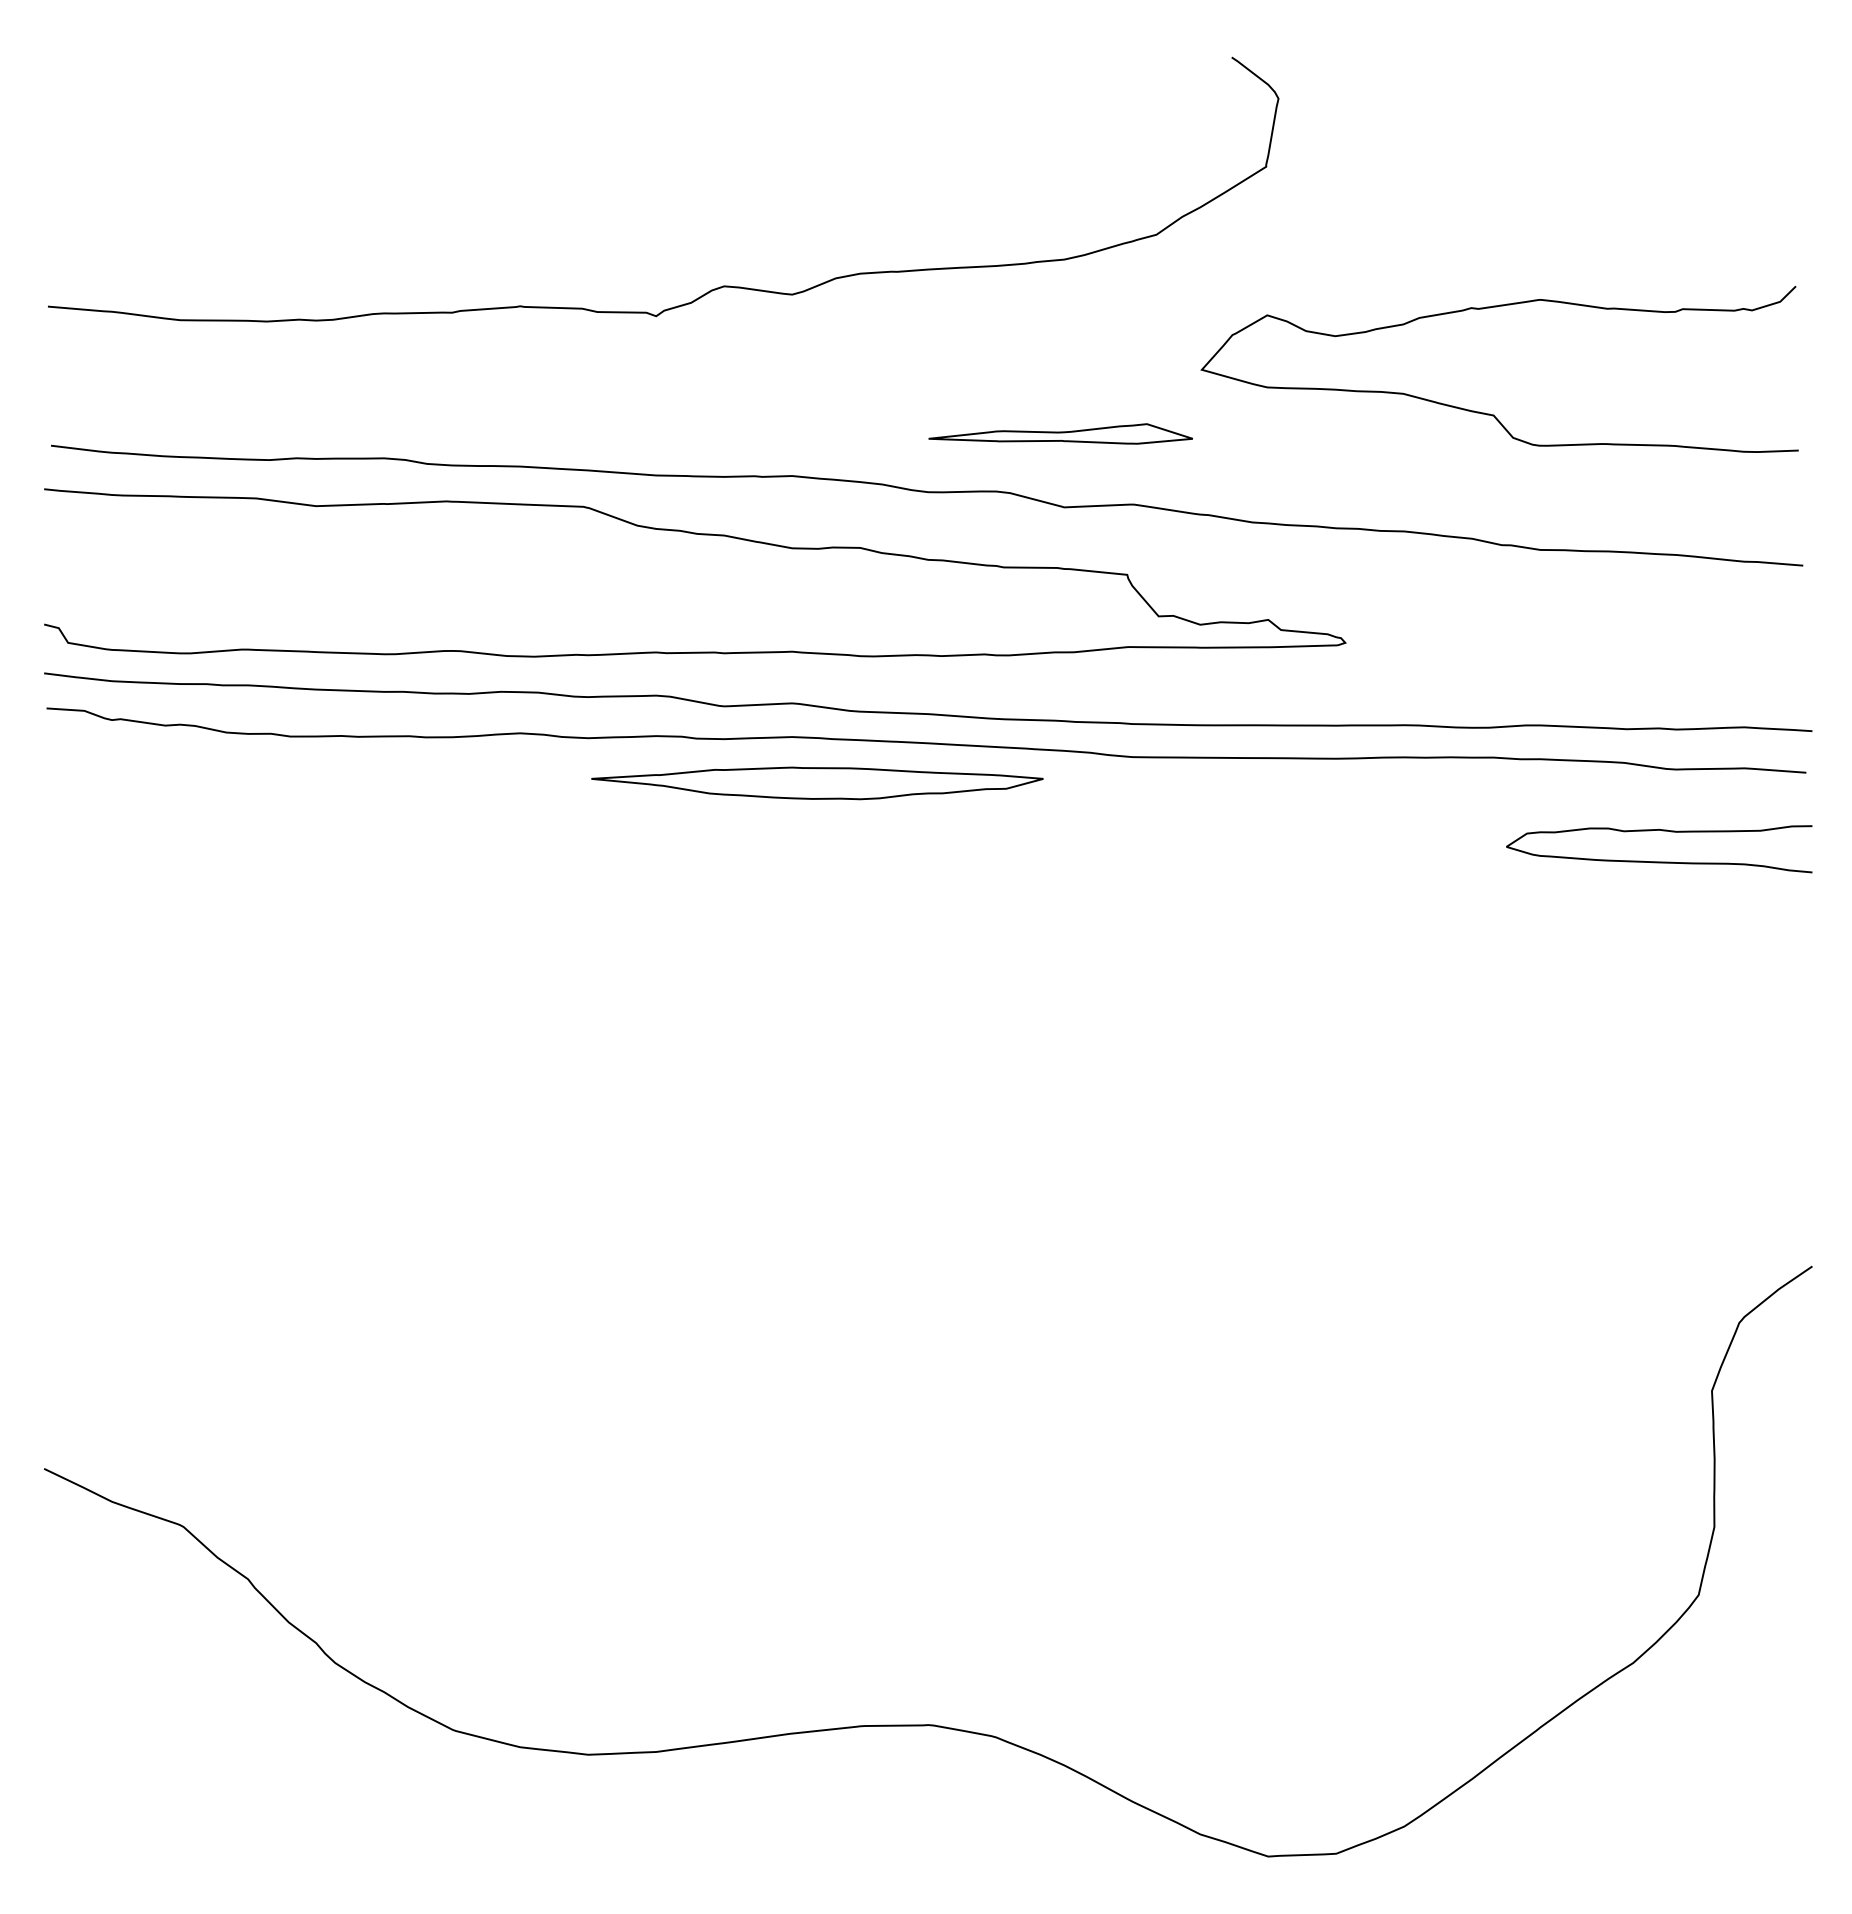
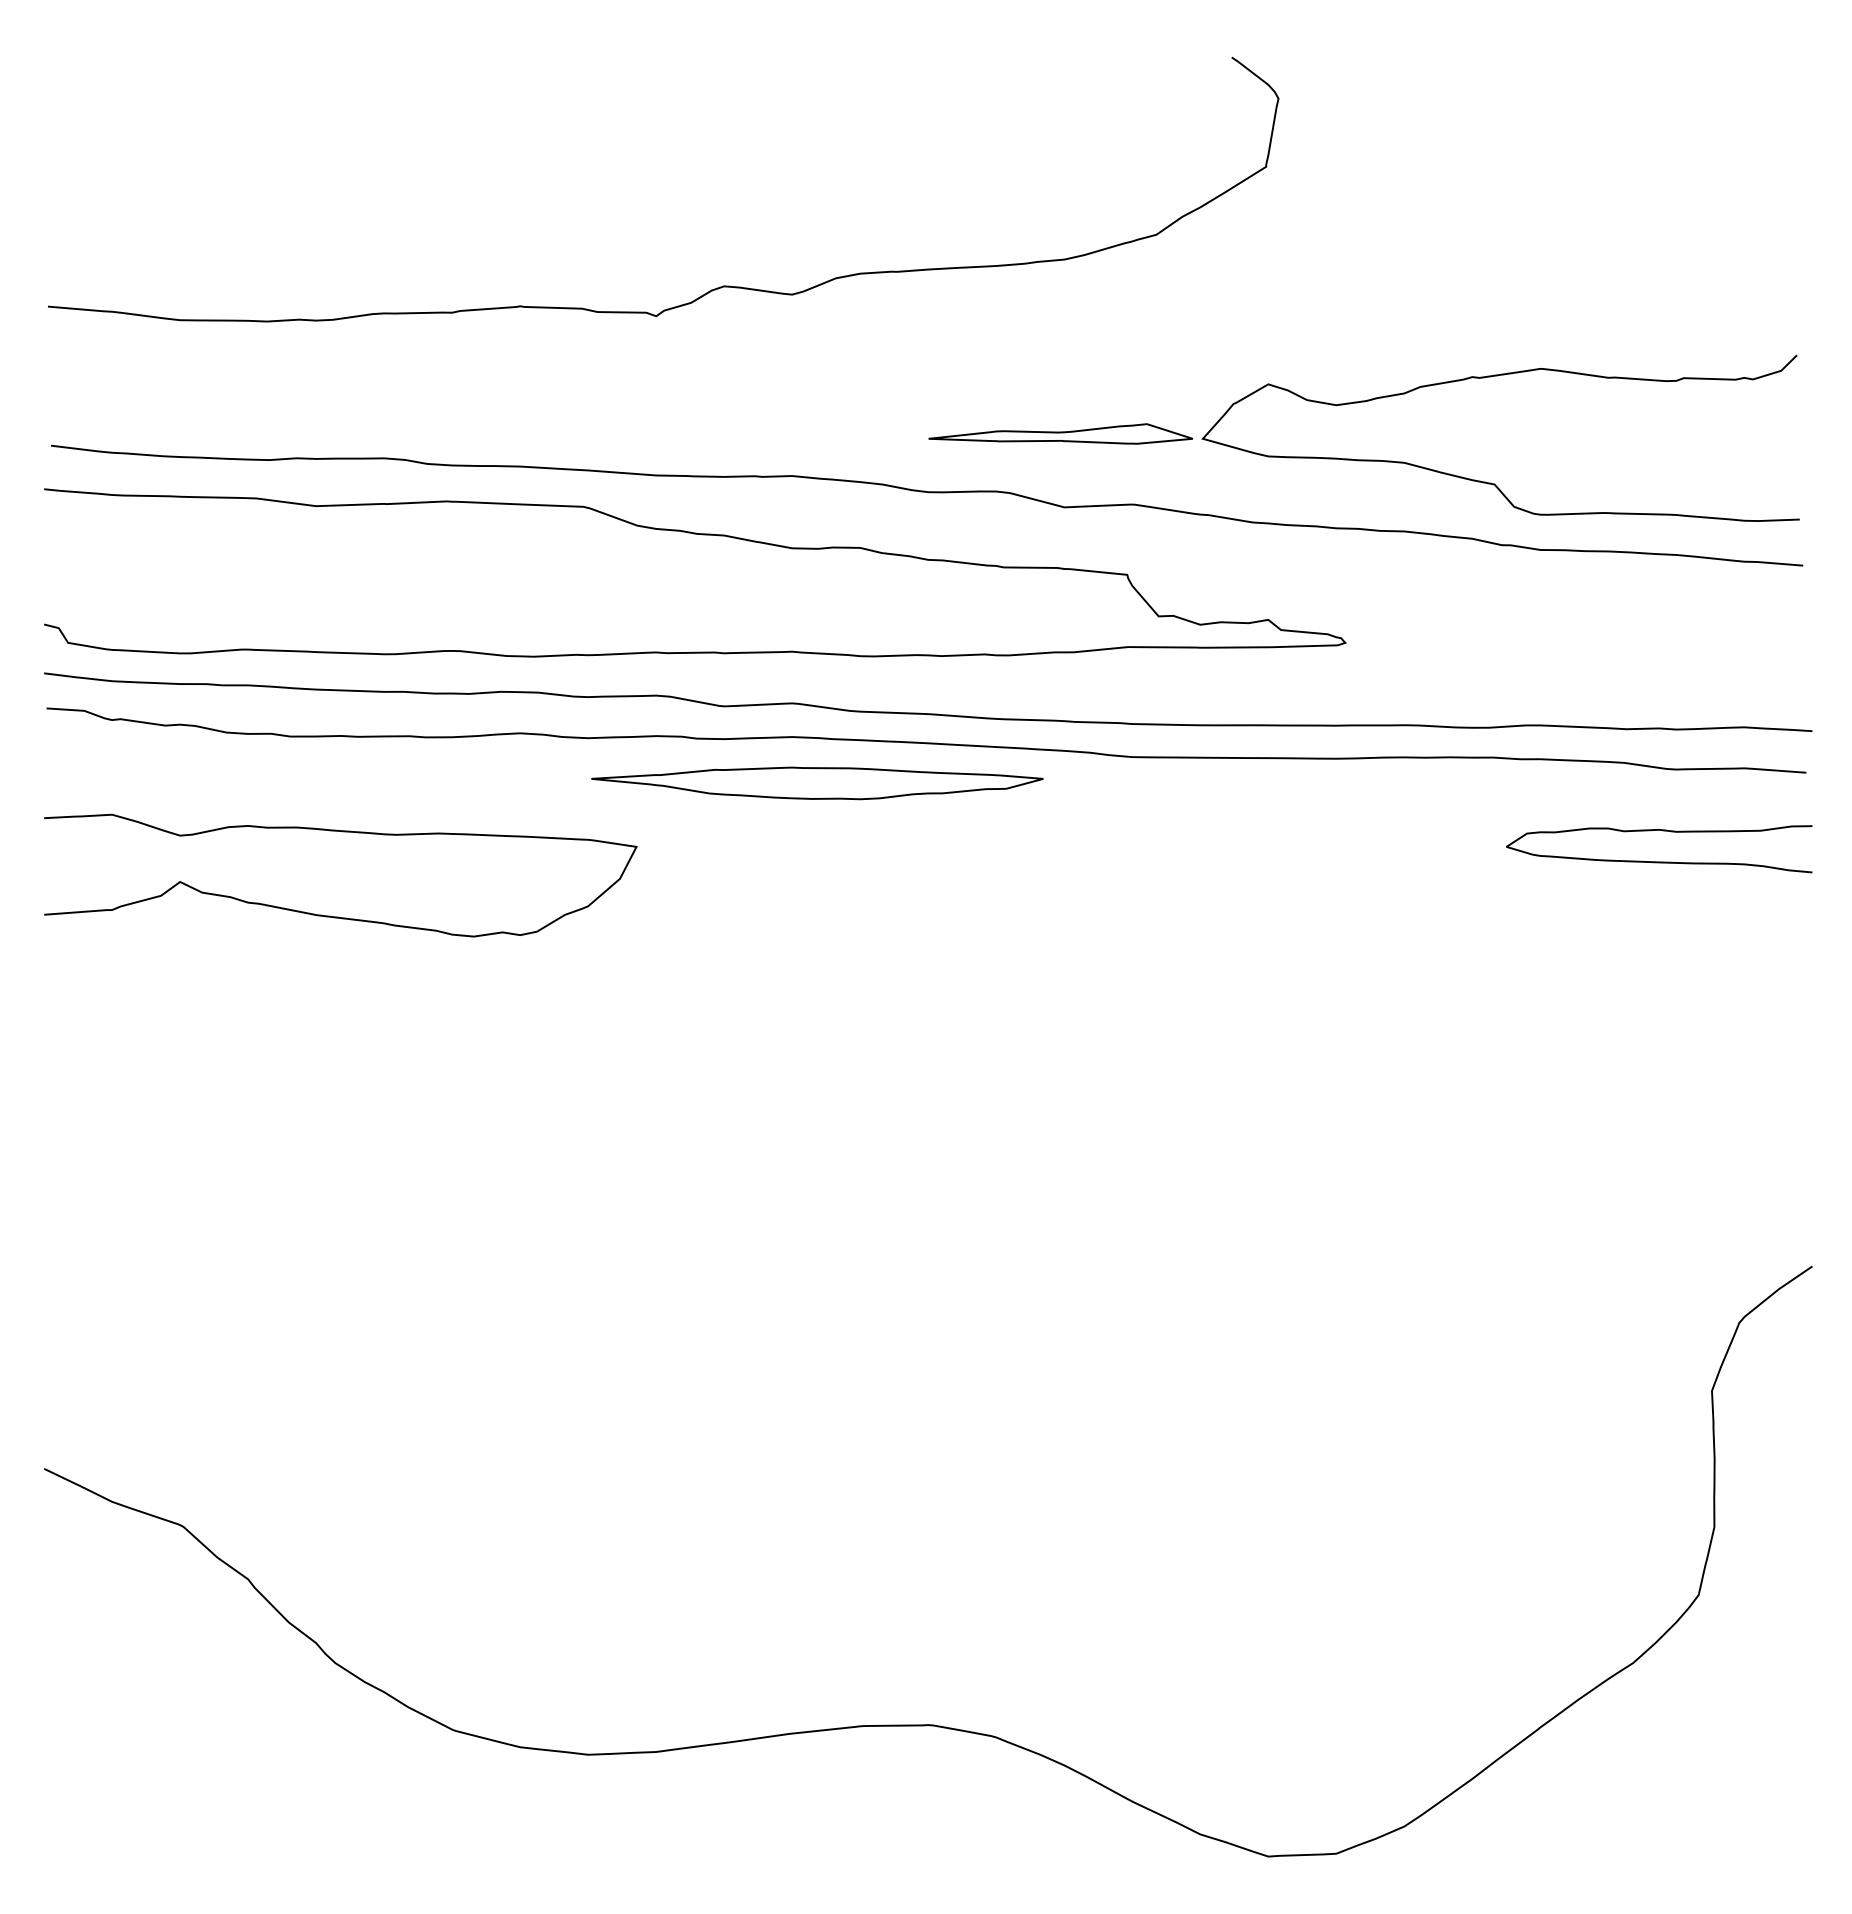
curve position: (1489, 413) -> (1490, 482) (1490, 482)
curve: none -> present (338, 916)
